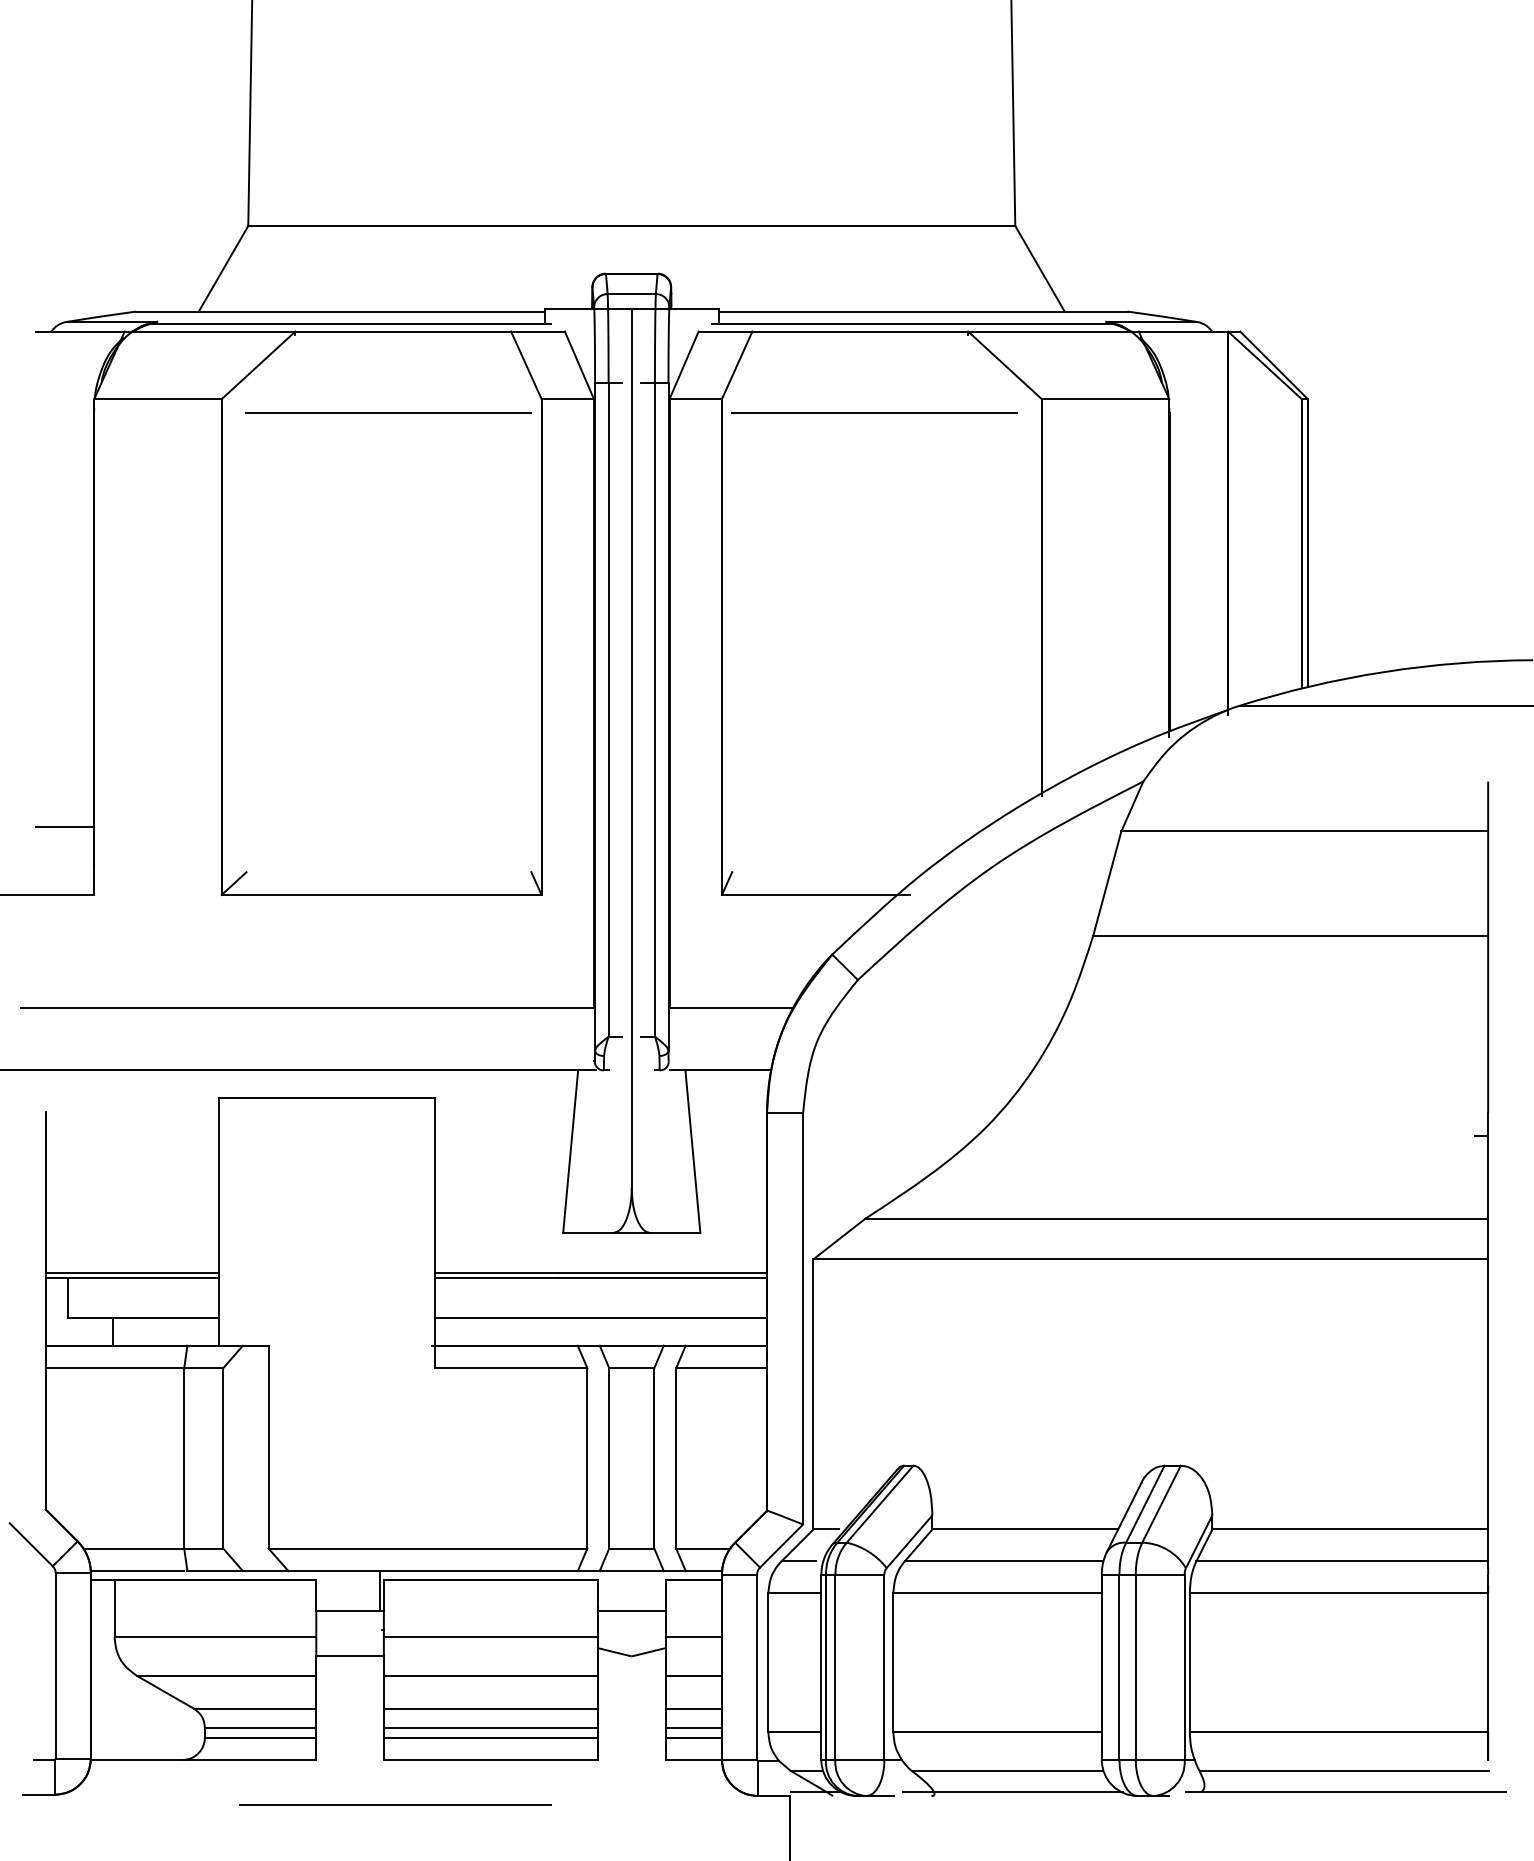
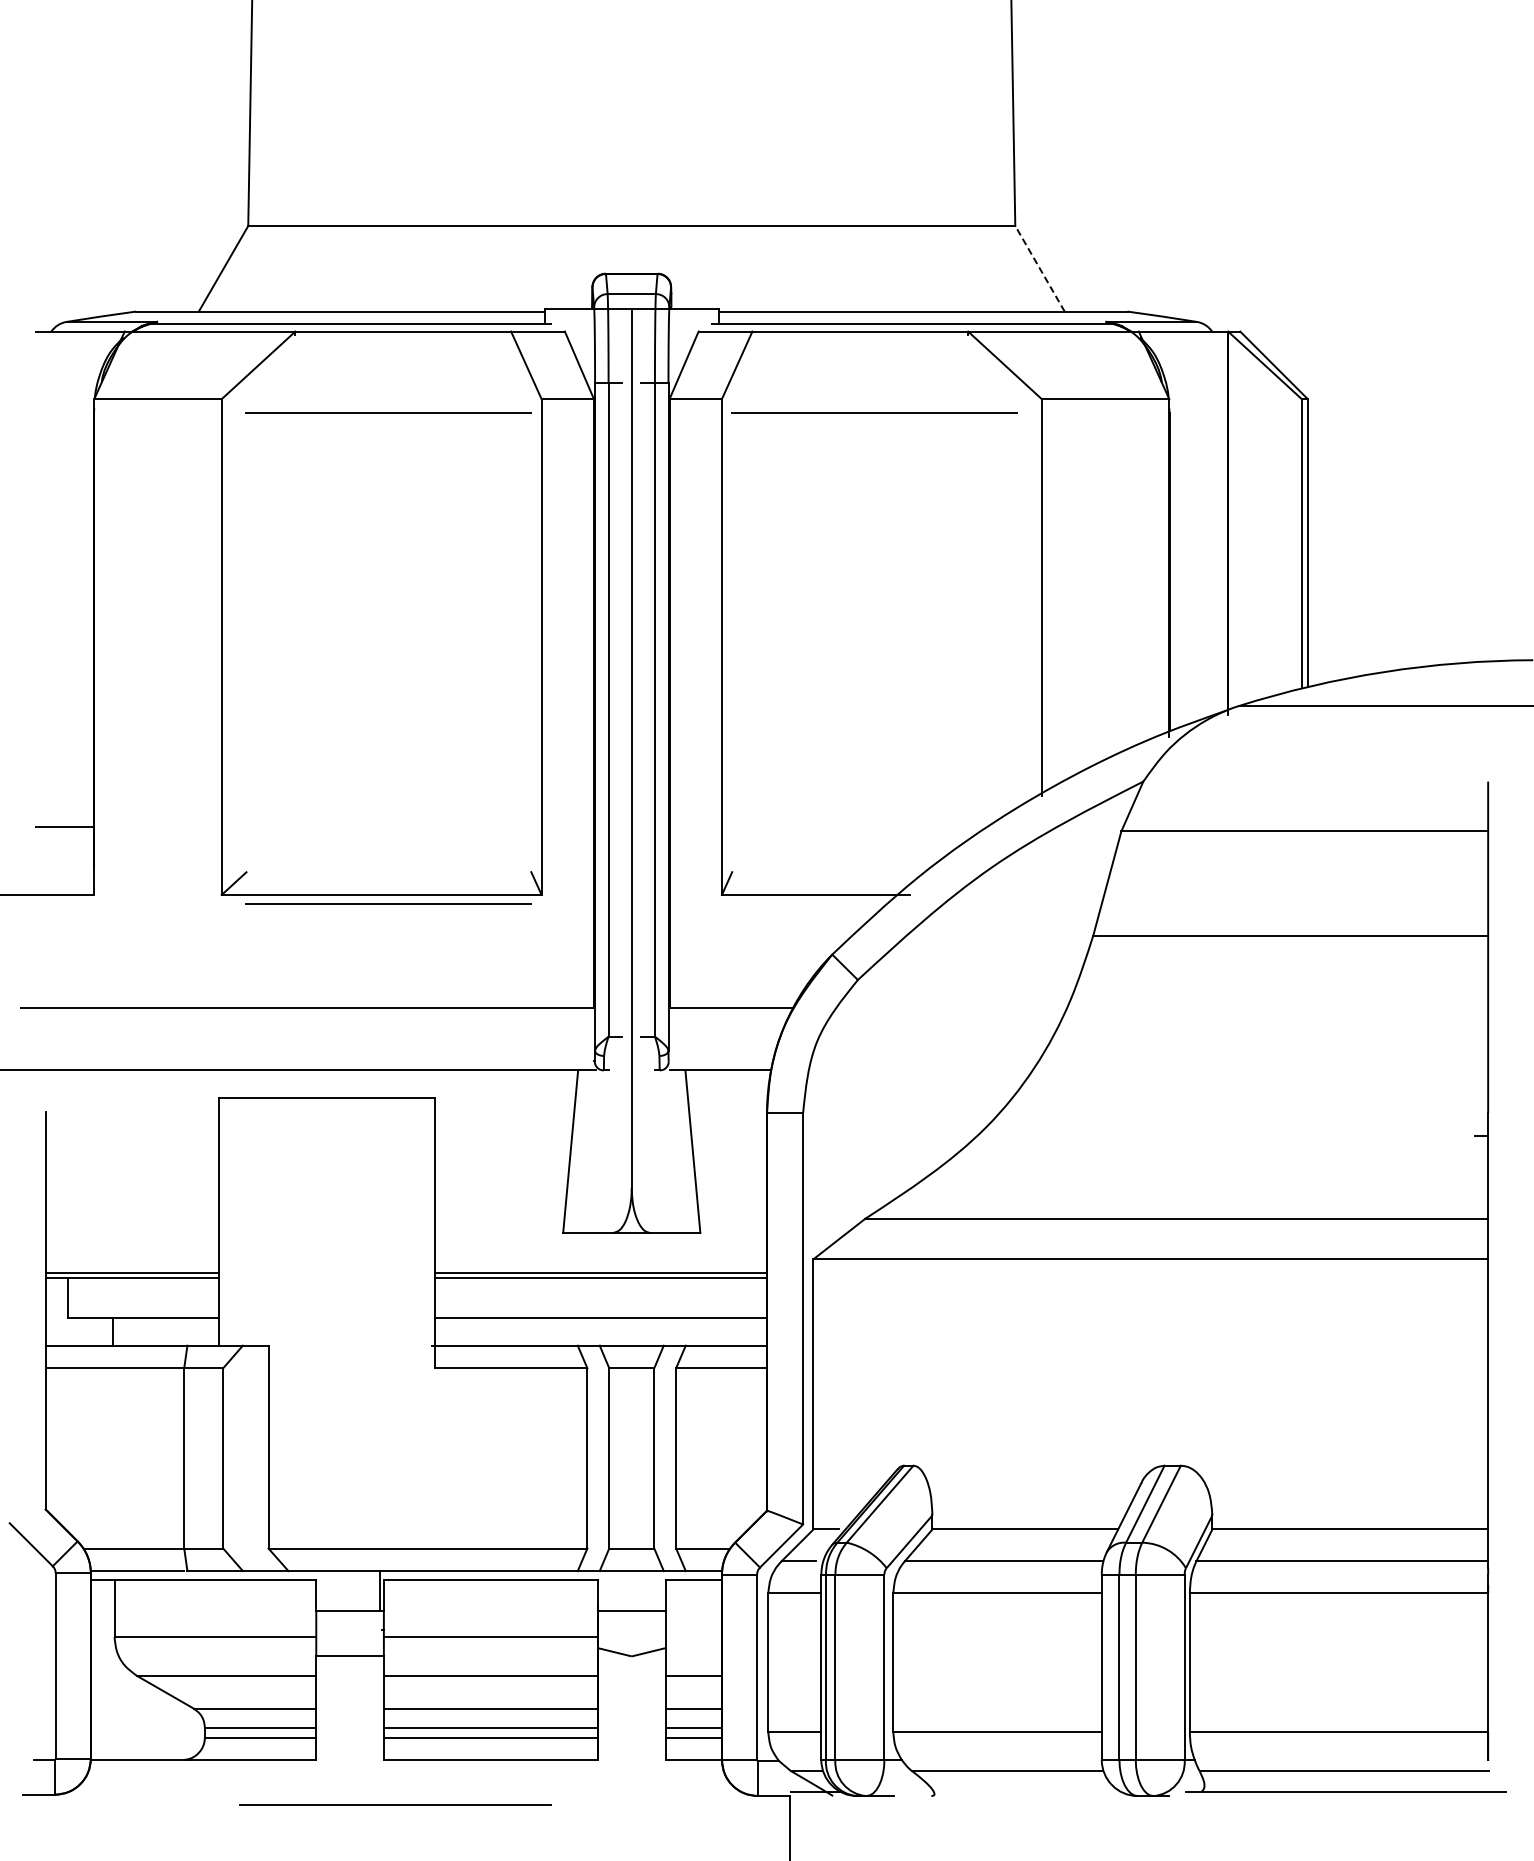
line: solid -> dashed (1039, 268)
line: none -> present (388, 903)
line: present -> none (693, 1636)
line: present -> none (1012, 1791)
